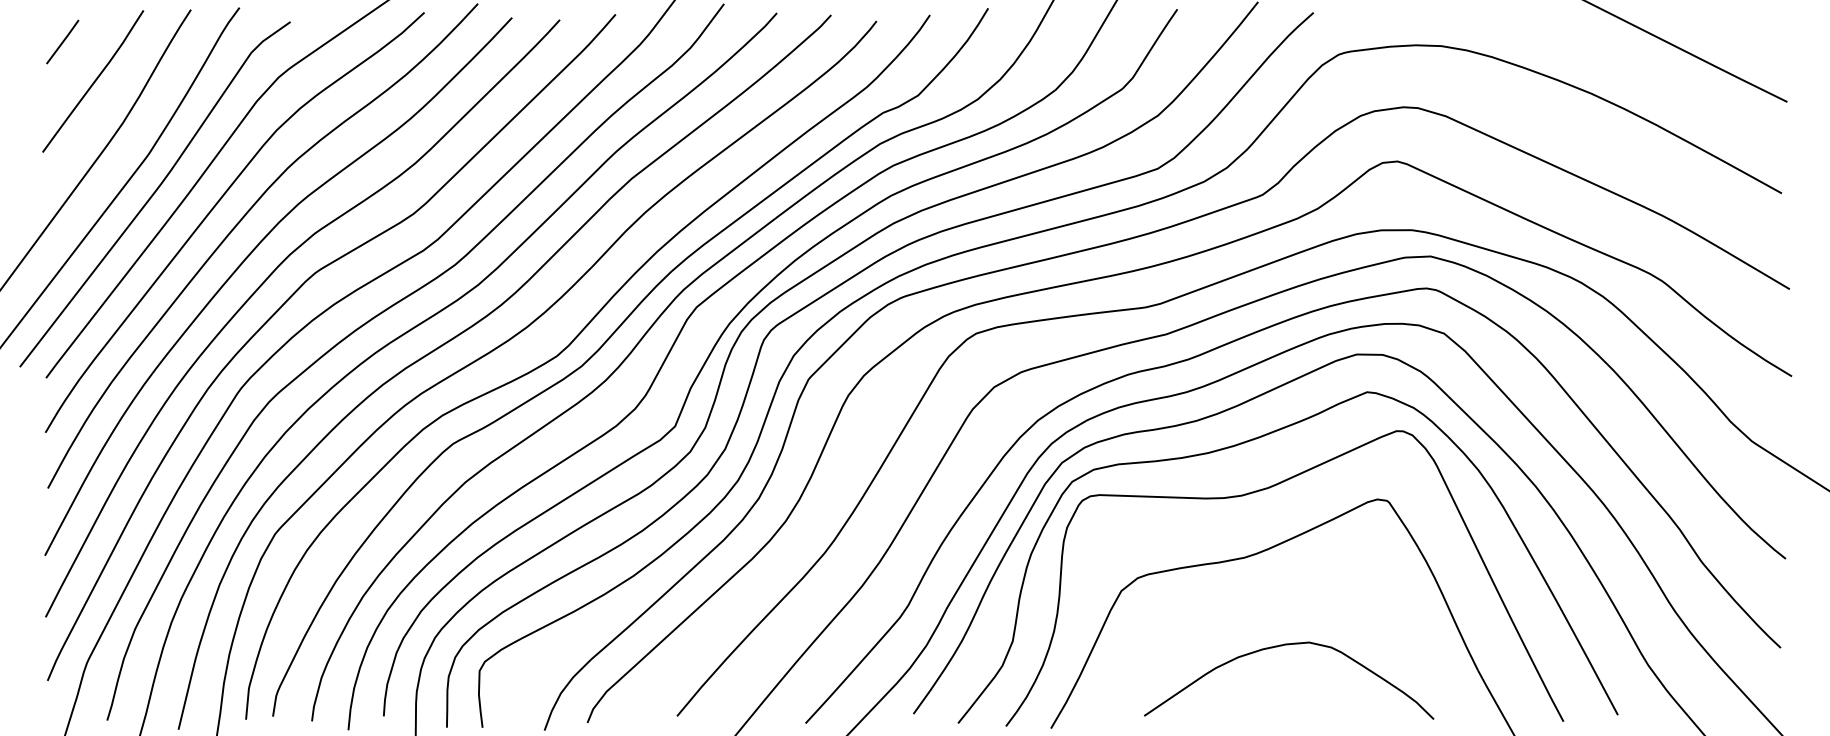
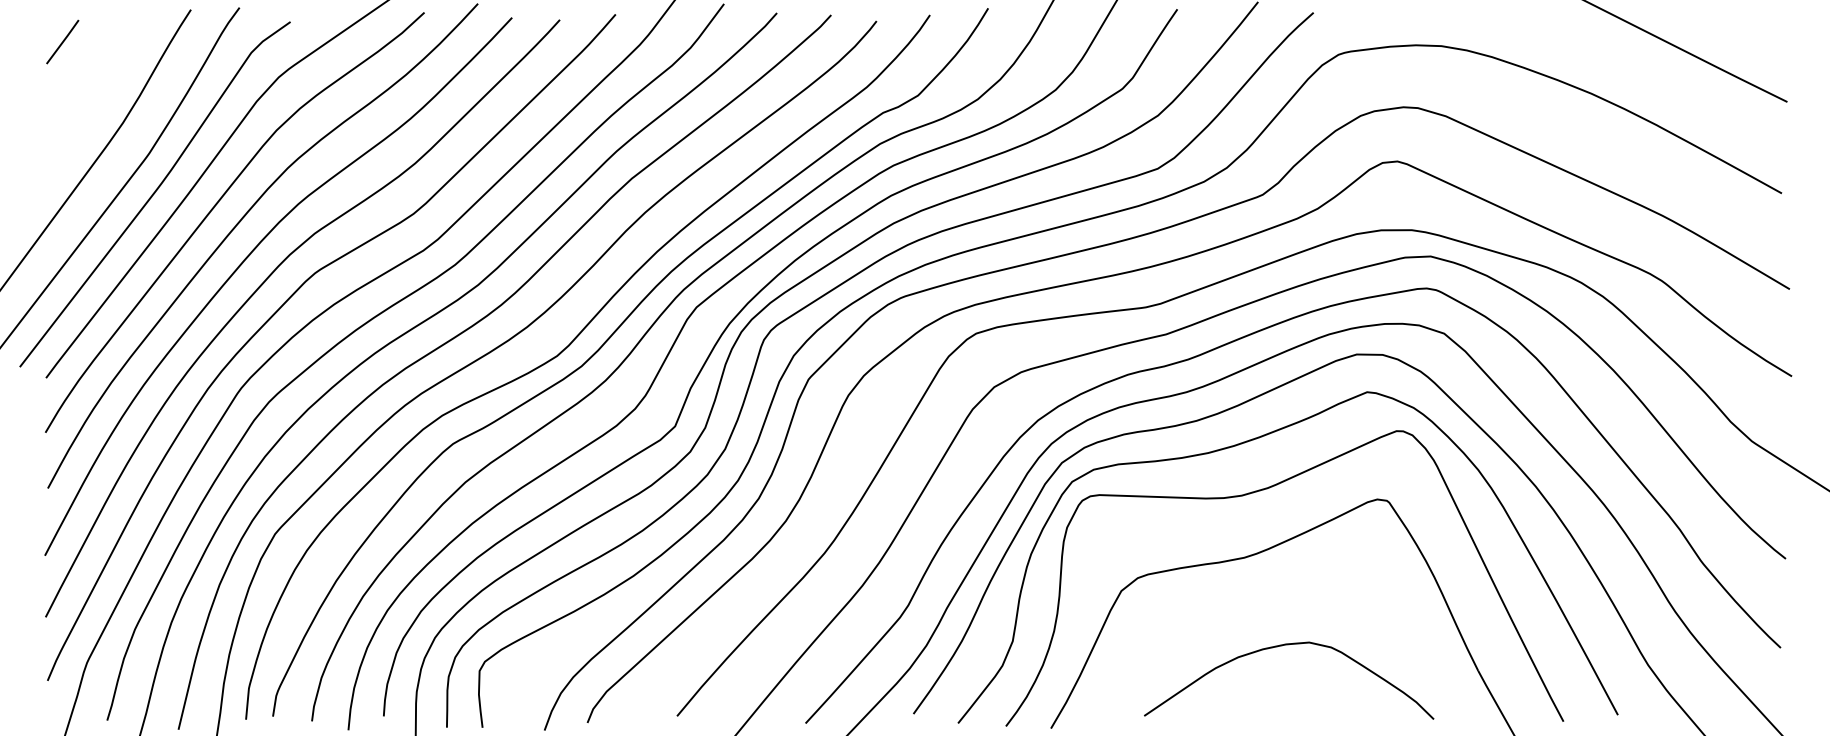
curve: present -> none (93, 81)
